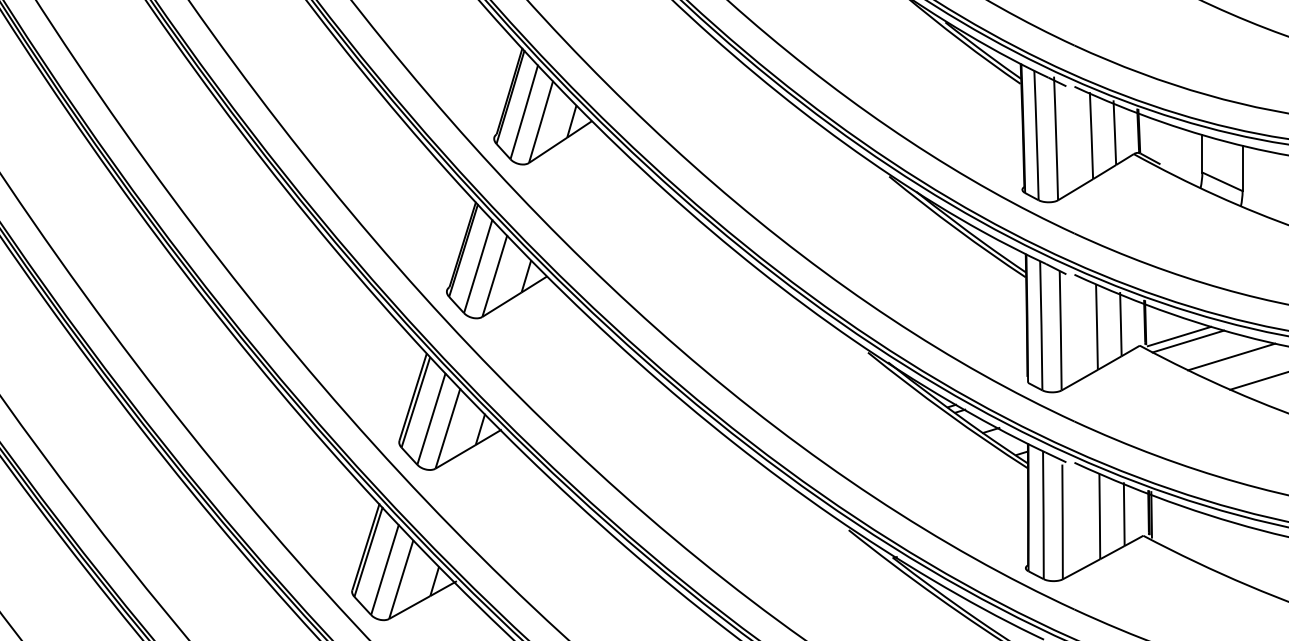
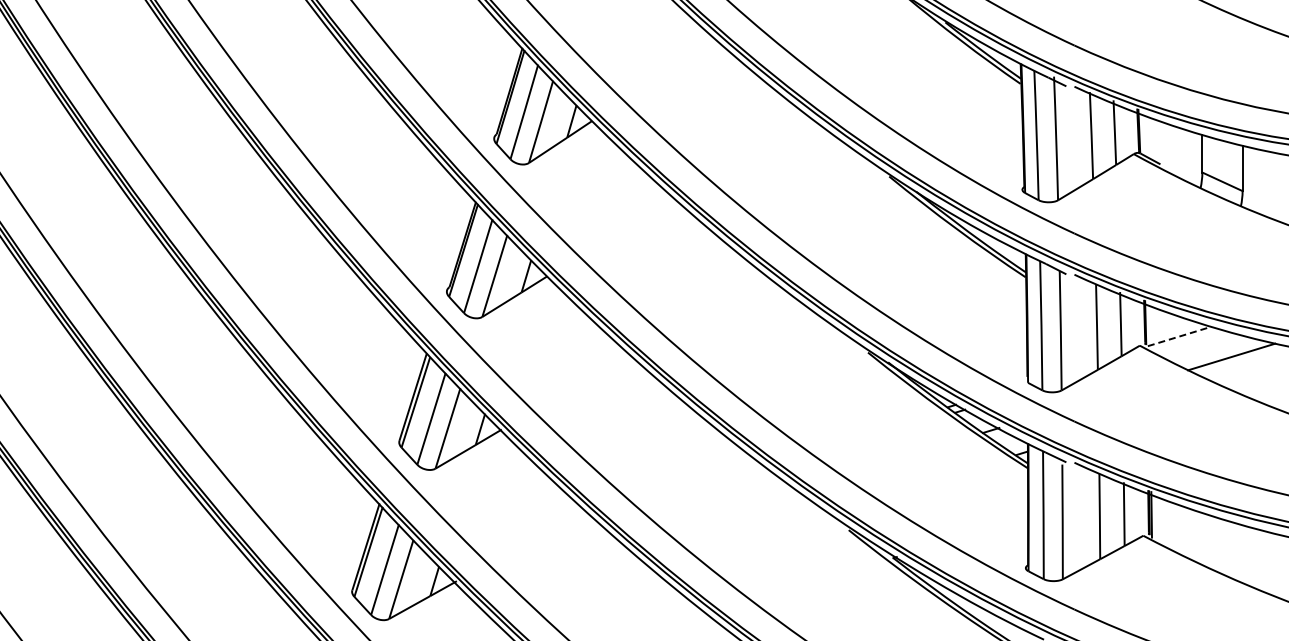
line: solid -> dashed (1179, 336)
line: present -> none (1188, 341)
line: present -> none (1257, 380)
